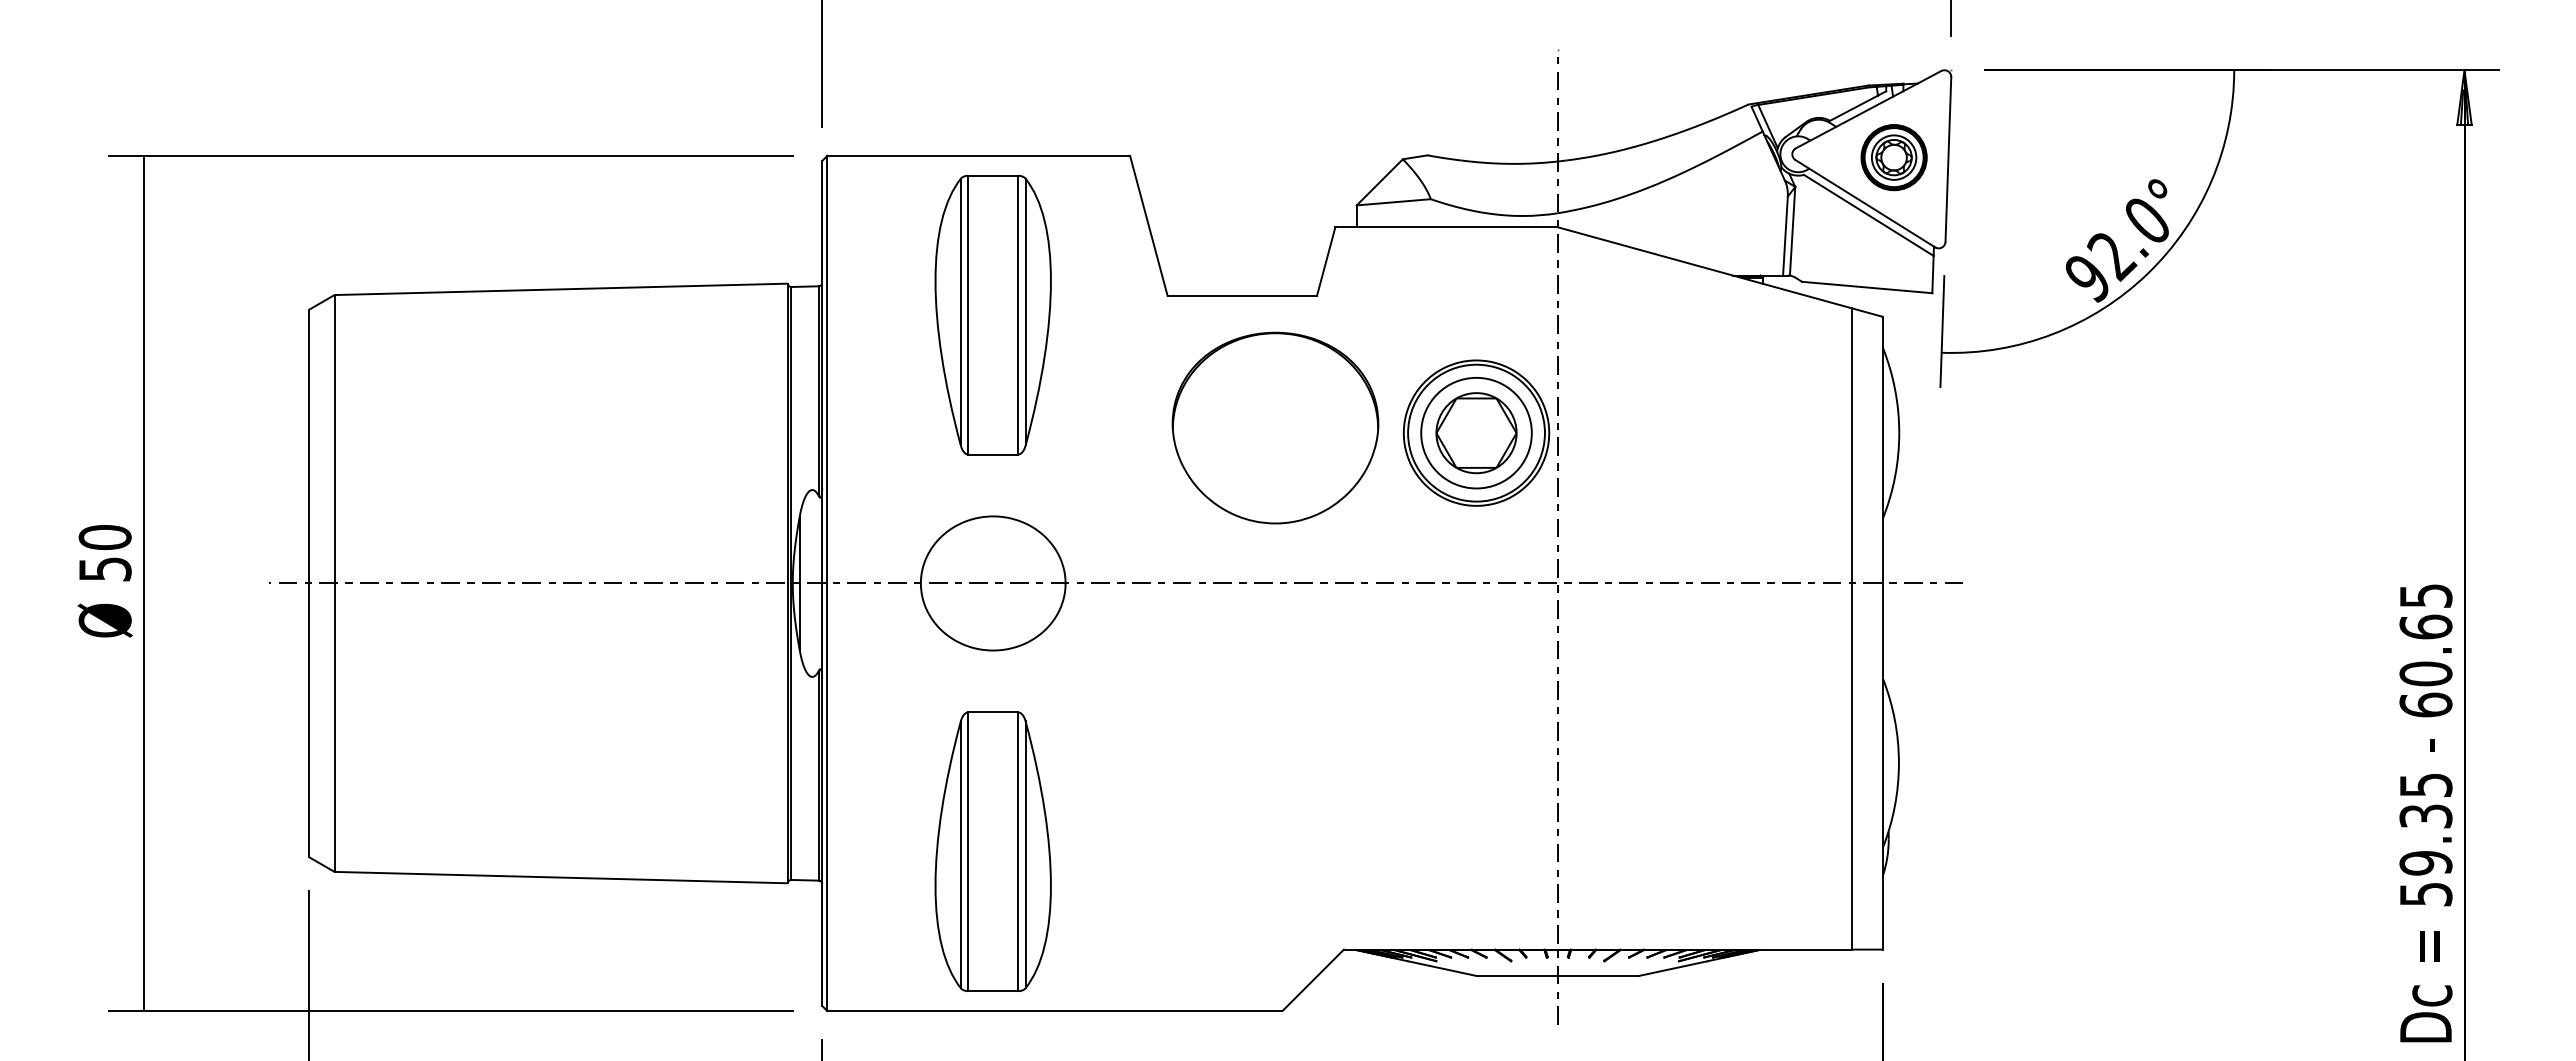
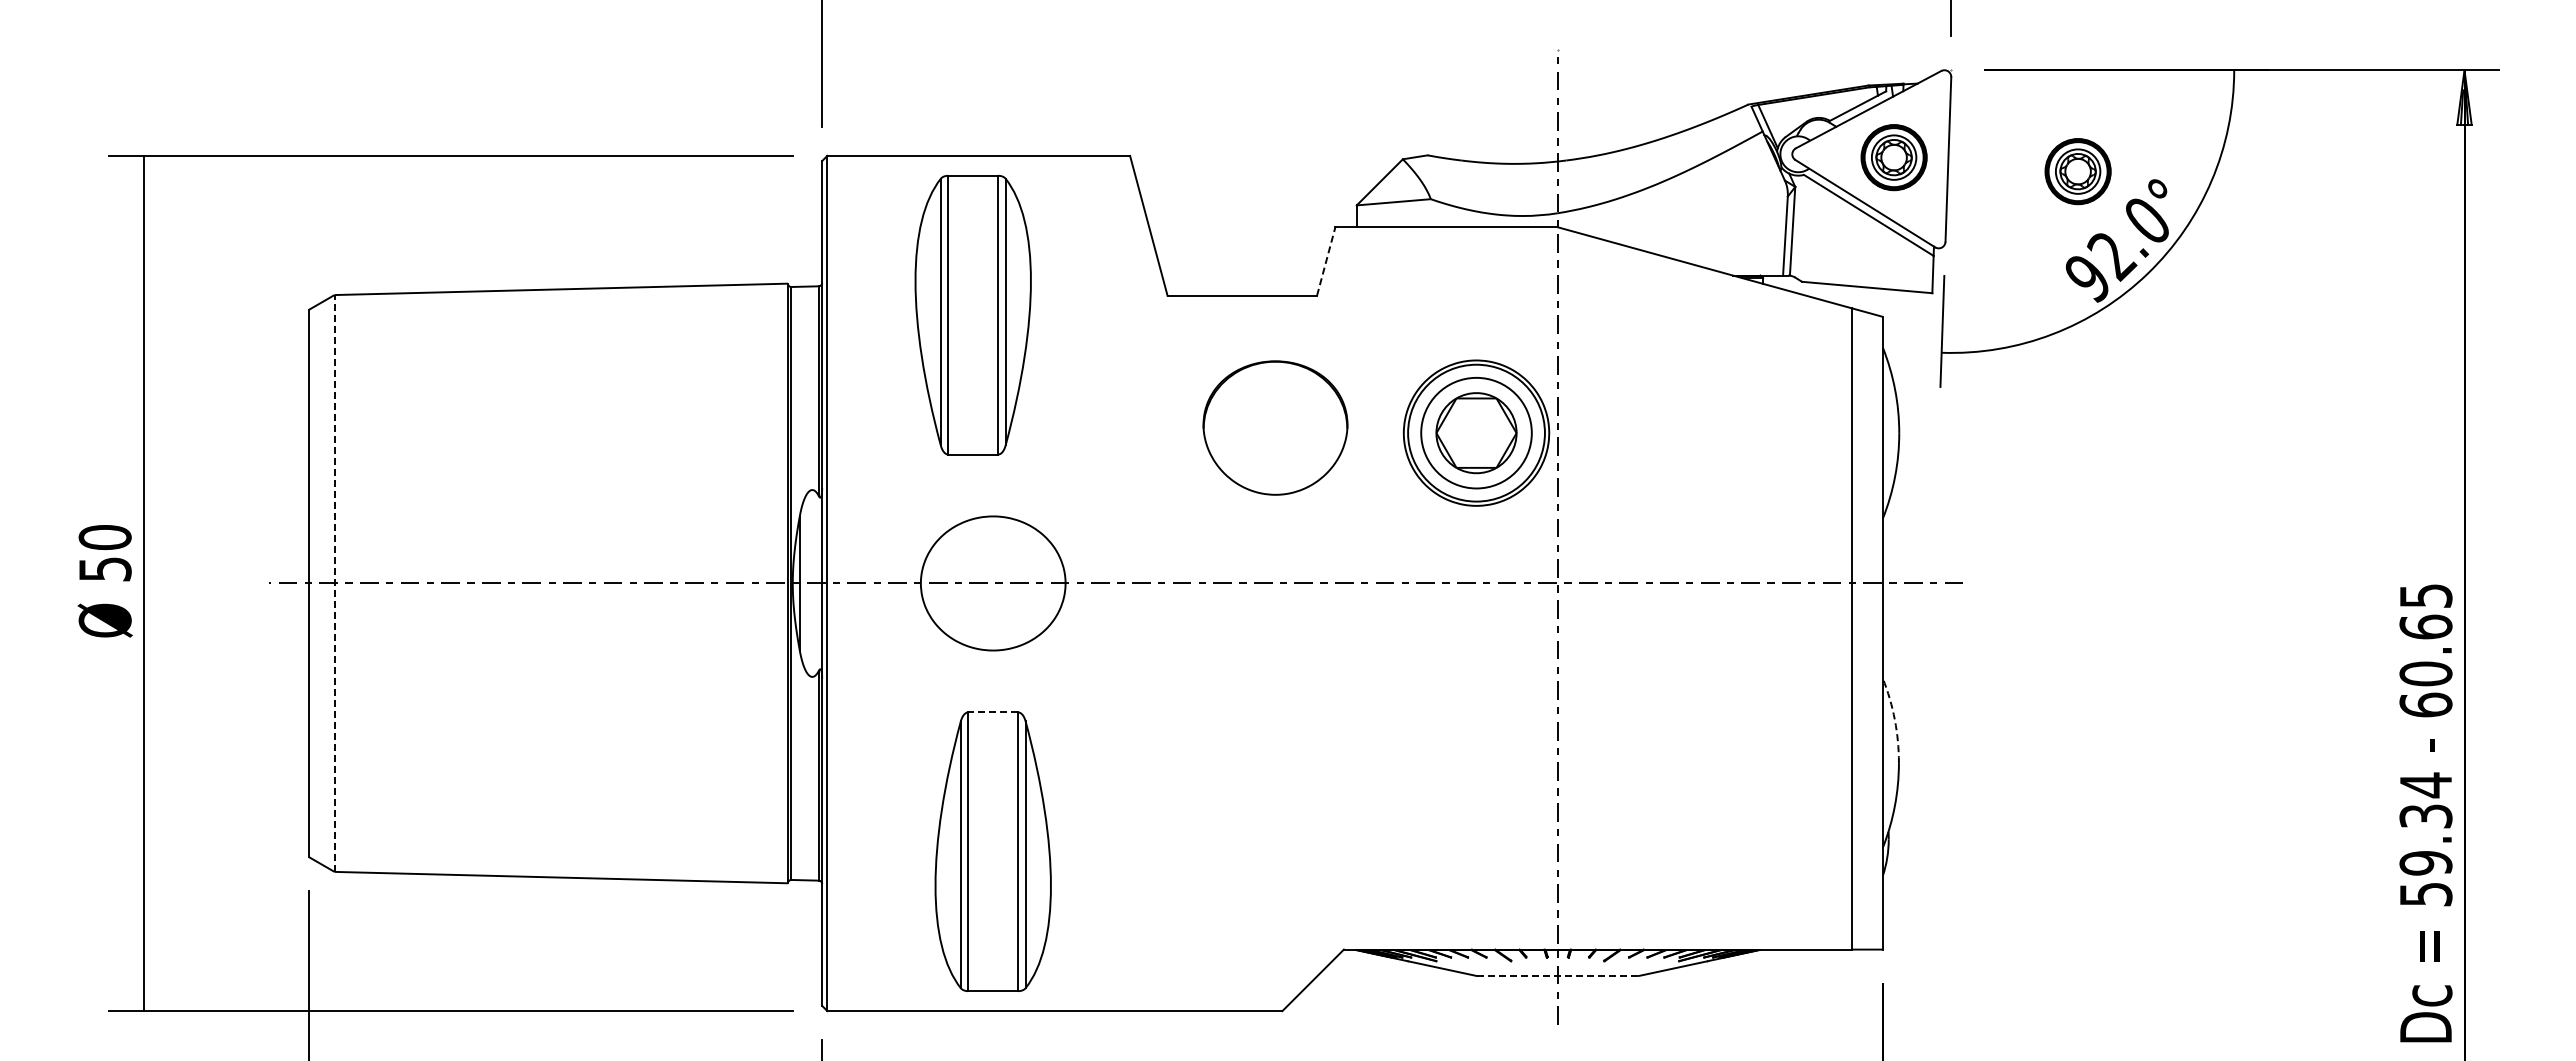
part: none -> present (2077, 171)
line: solid -> dashed (1326, 261)
part position: (992, 314) -> (972, 314) (972, 314)
part size: 209x194 px -> 147x136 px (1275, 427)
line: solid -> dashed (334, 582)
line: solid -> dashed (993, 712)
arc: solid -> dashed (1894, 719)
text: 59.35 -> 59.34 (2426, 785)
line: solid -> dashed (1558, 975)
